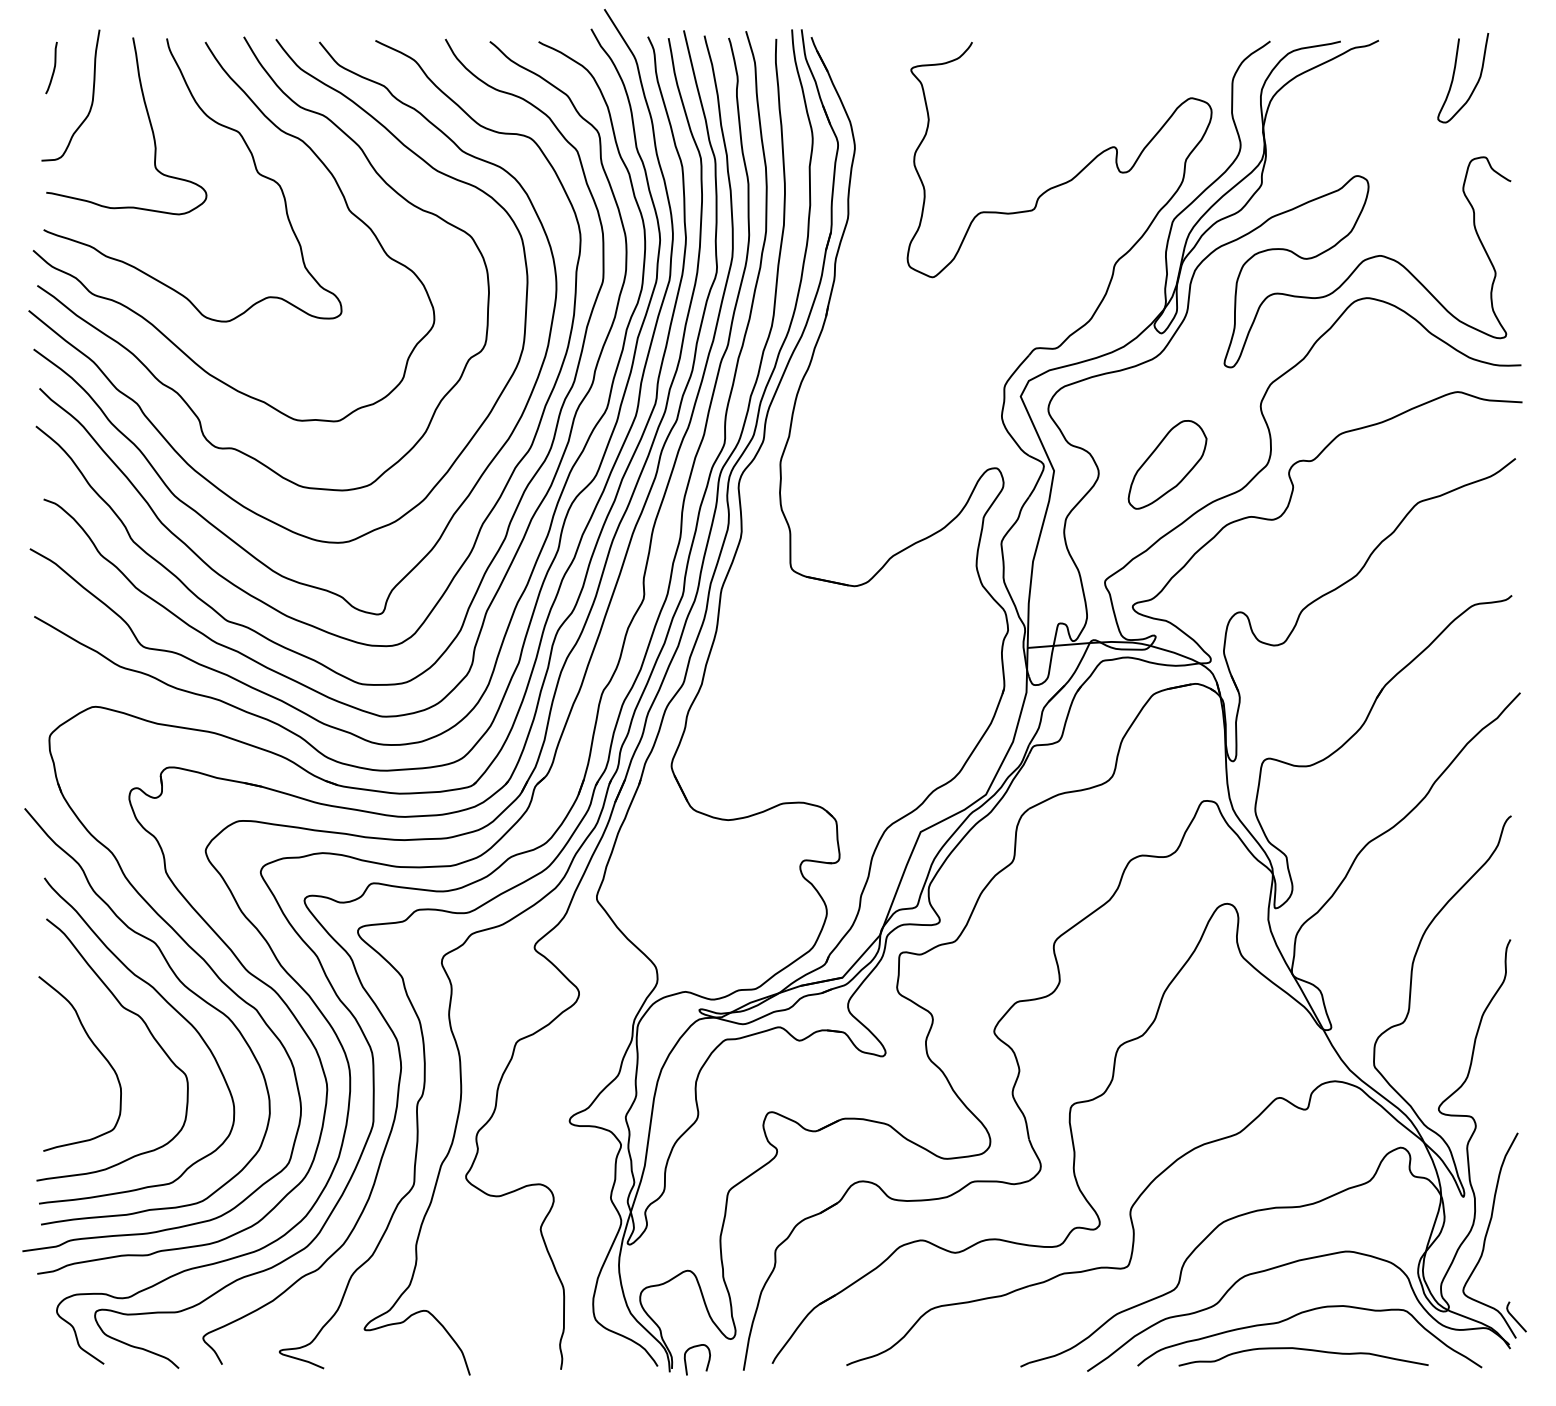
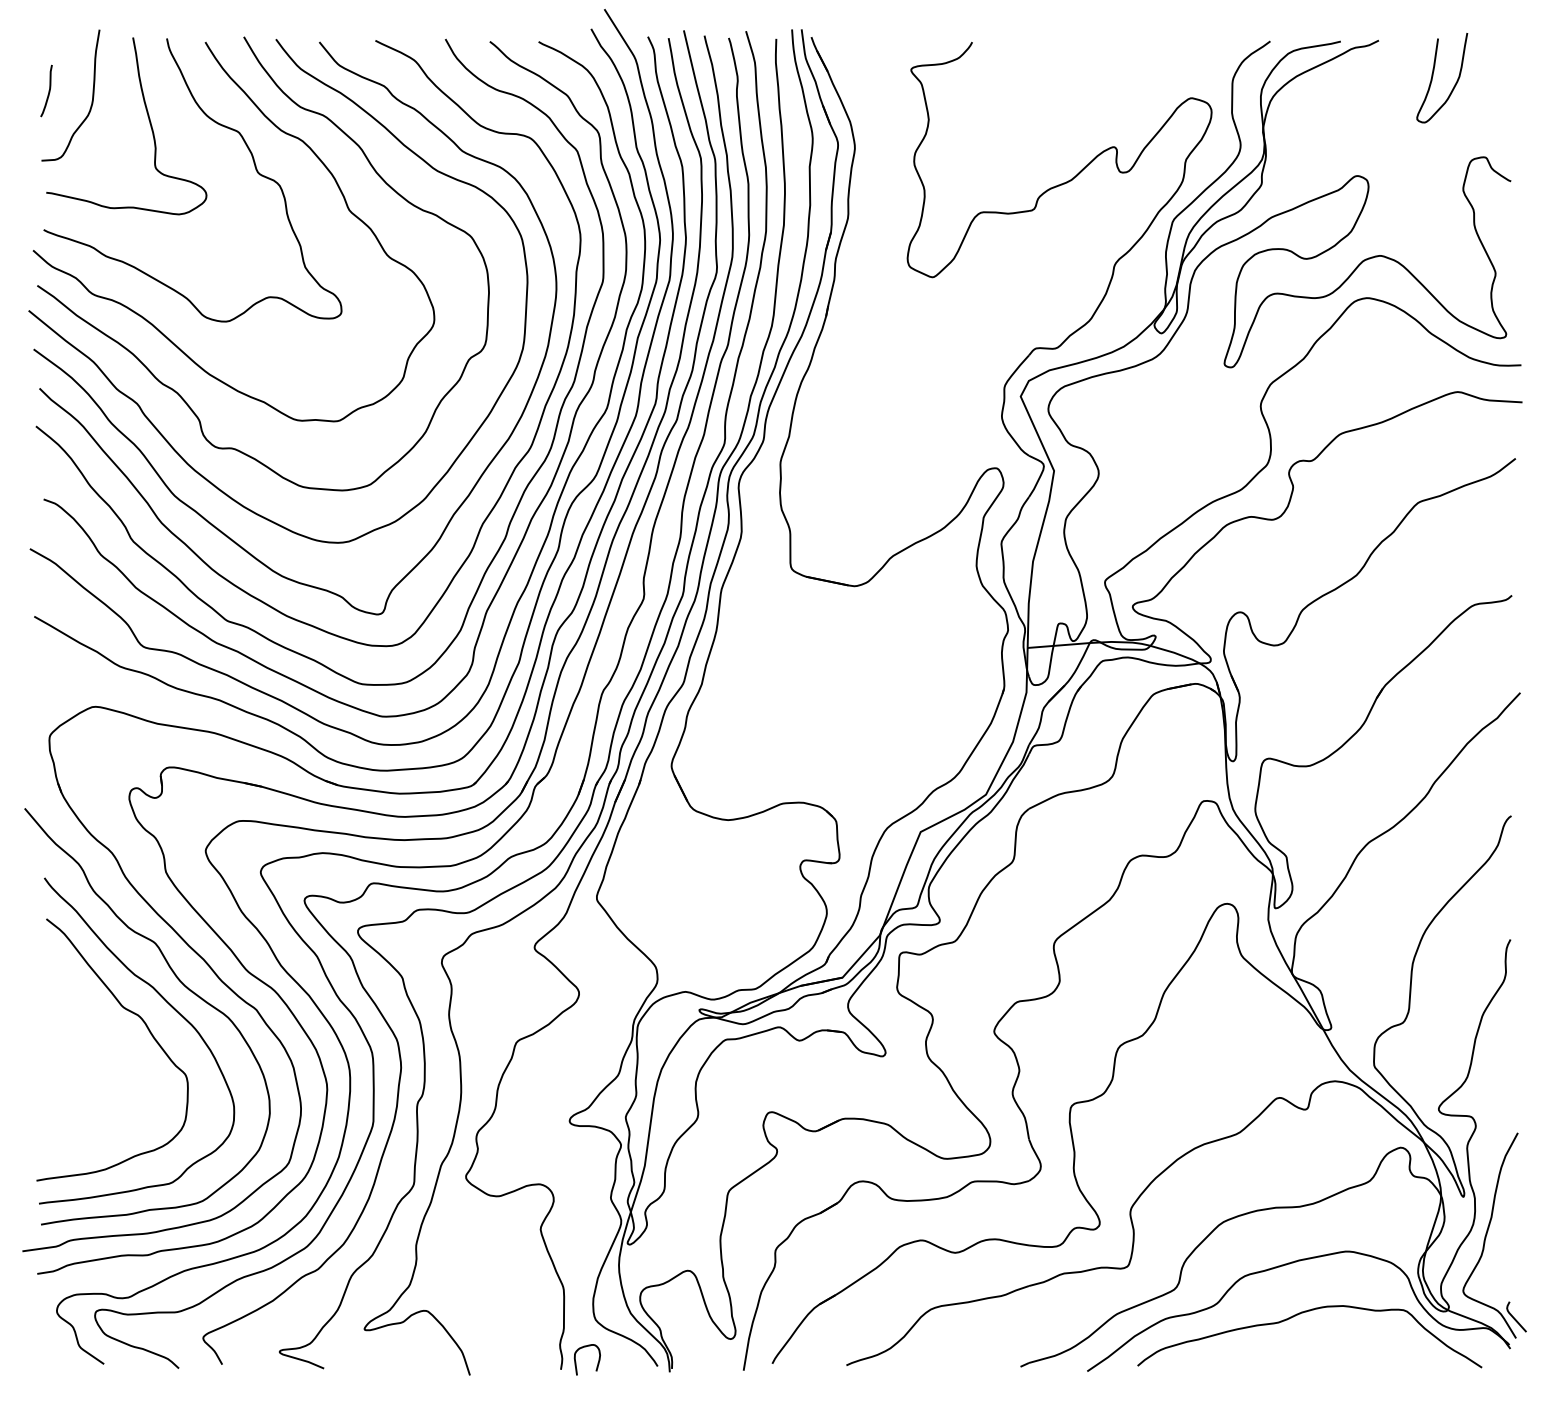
curve position: (53, 67) -> (48, 90) (48, 90)
curve position: (1454, 76) -> (1433, 76) (1433, 76)
part: present -> none (1167, 464)
curve: present -> none (97, 1050)
curve: present -> none (1303, 1350)
curve position: (686, 1361) -> (576, 1361) (576, 1361)
